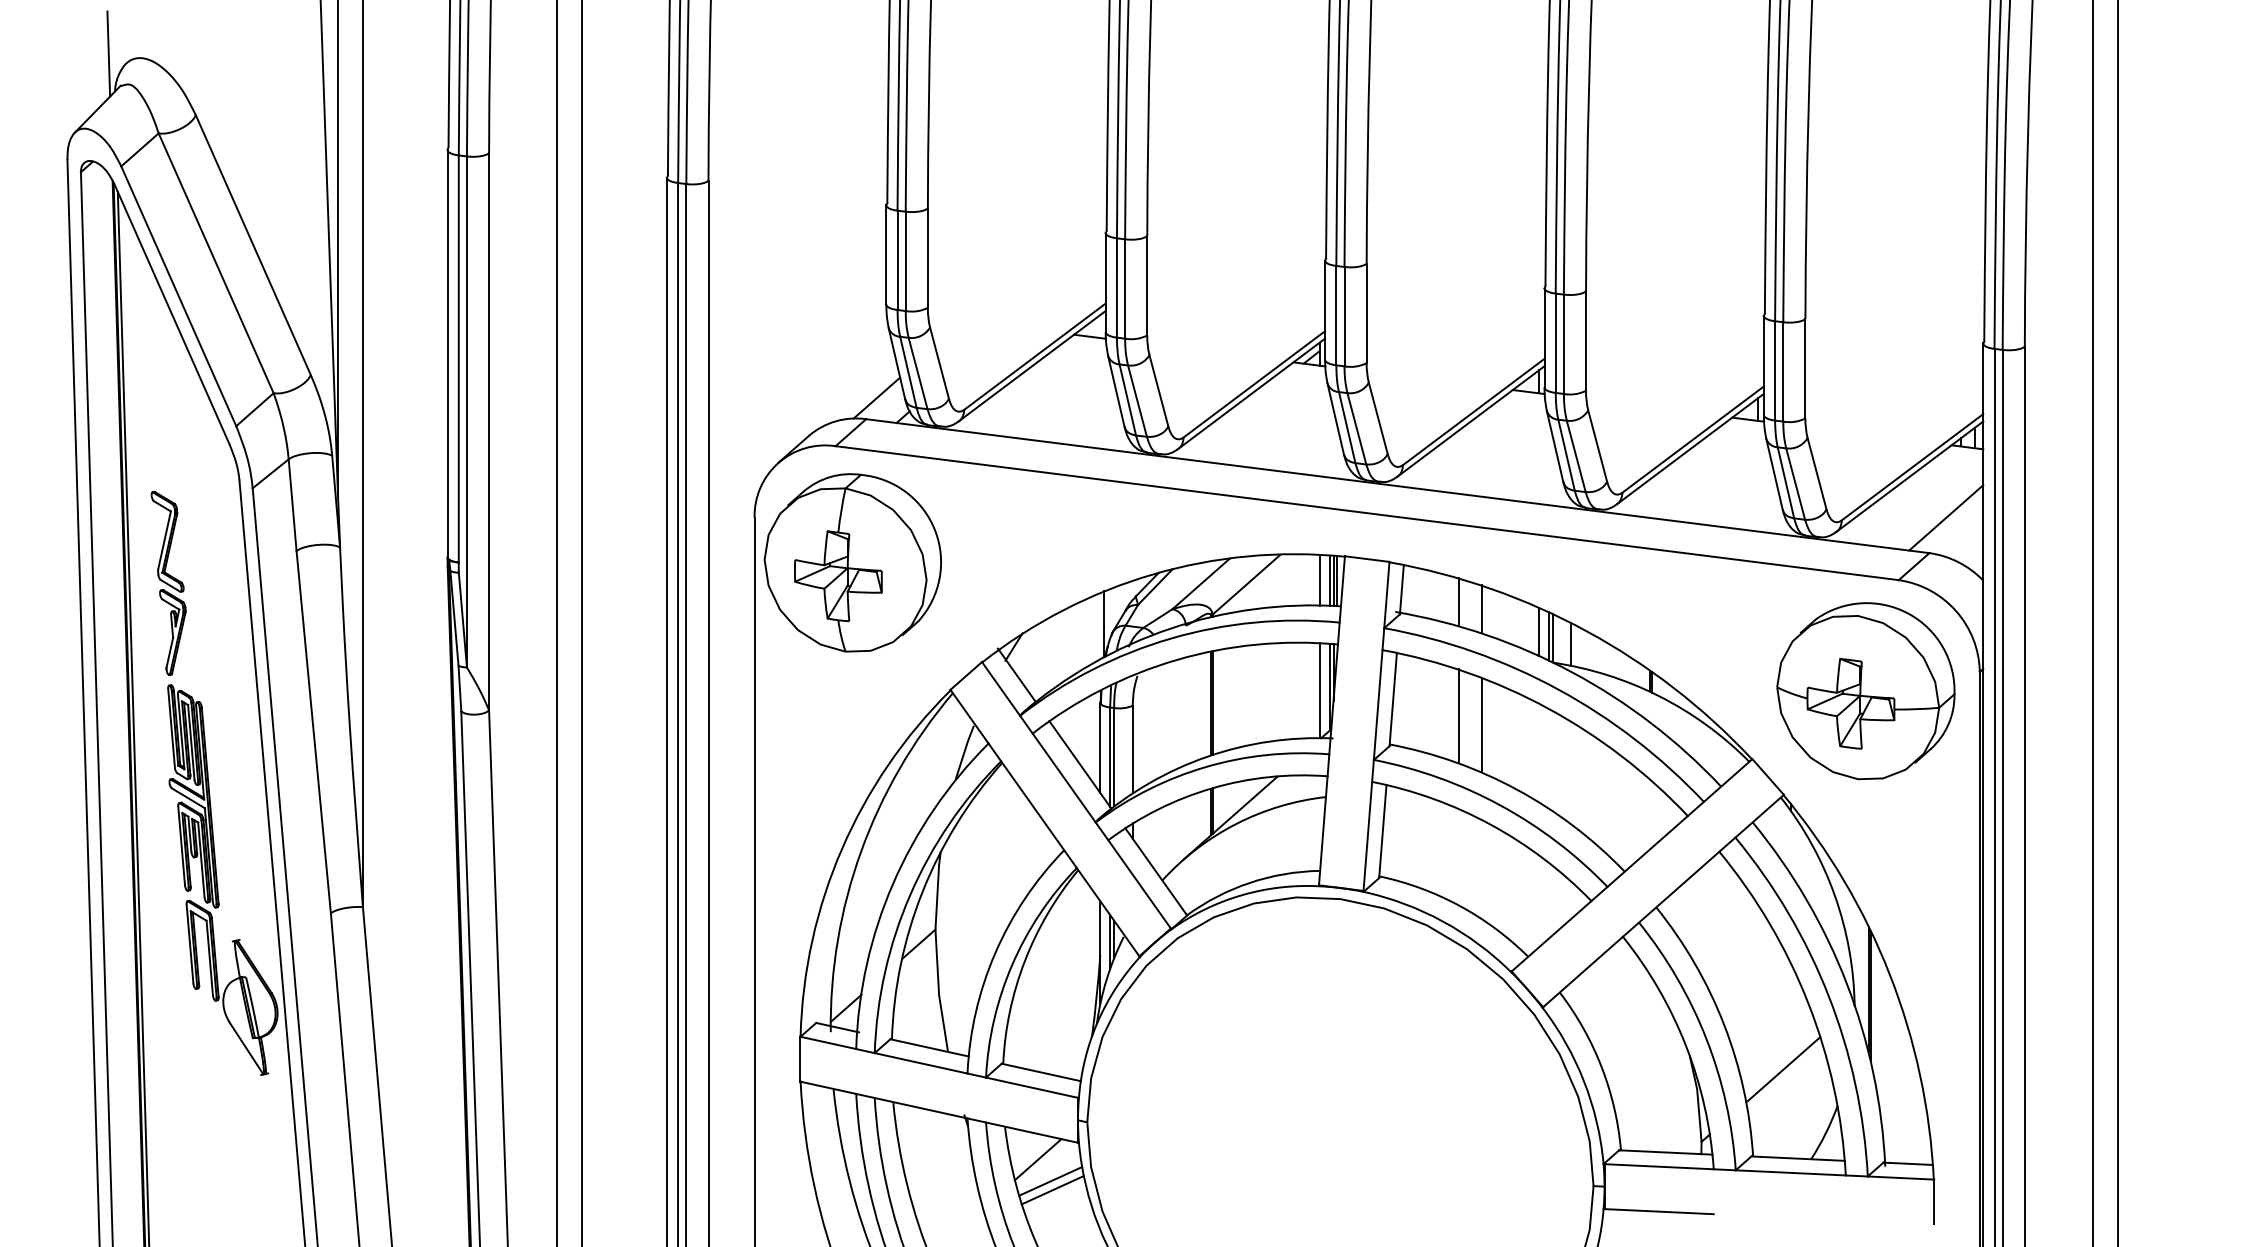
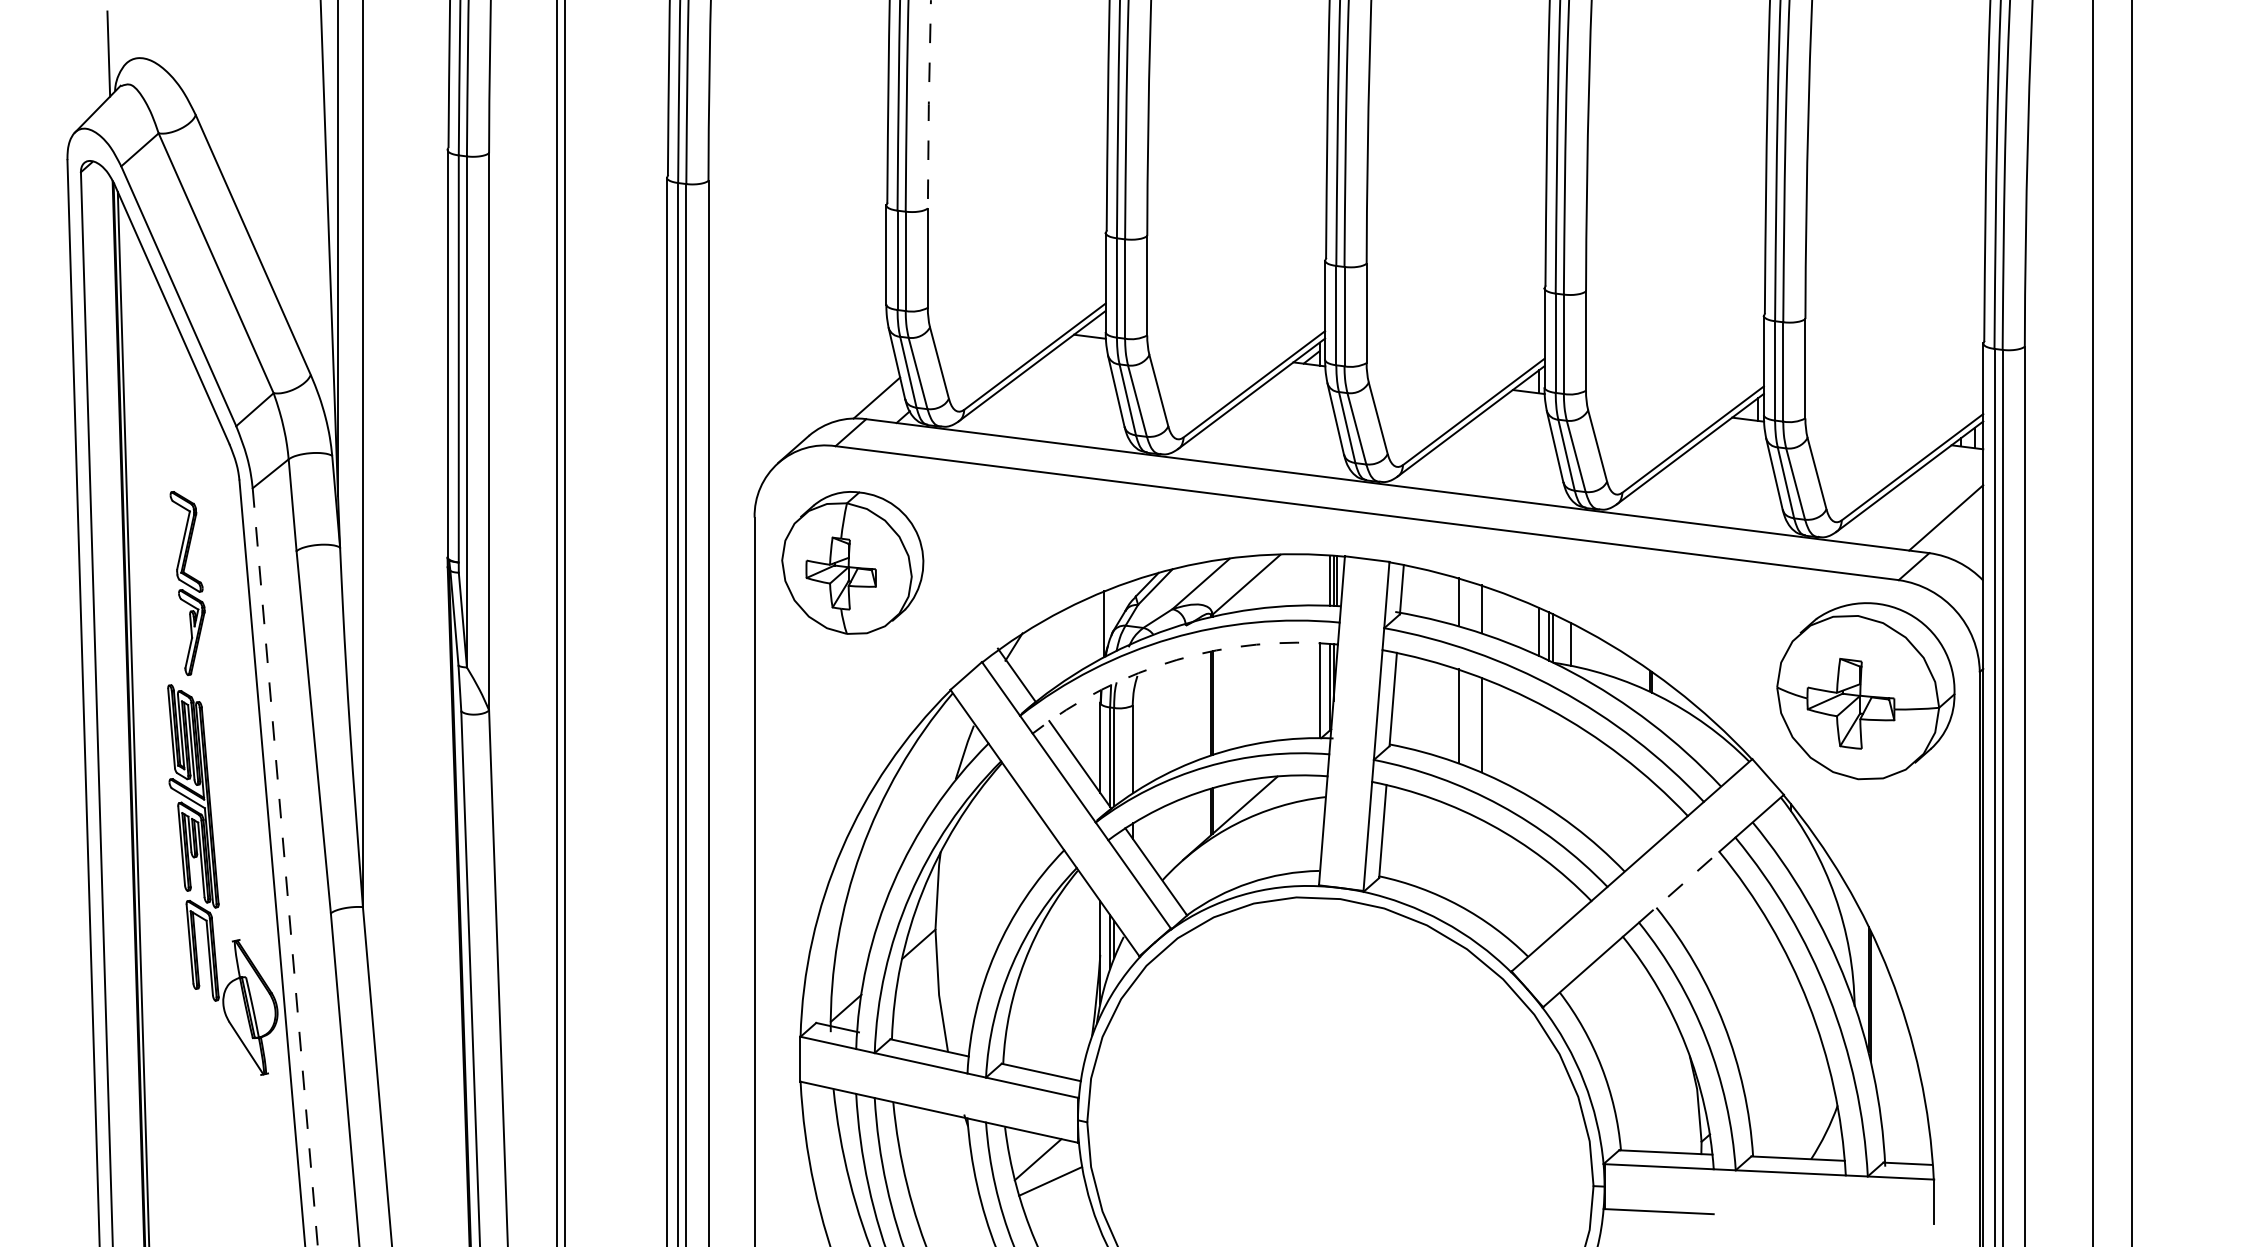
arc: solid -> dashed (928, 104)
part size: 179x180 px -> 144x144 px (852, 562)
line: present -> none (1319, 580)
part position: (168, 583) -> (187, 583) (187, 583)
line position: (582, 622) -> (565, 622) (565, 622)
line position: (2118, 622) -> (2132, 622) (2132, 622)
arc: solid -> dashed (1176, 659)
line: solid -> dashed (285, 867)
line: solid -> dashed (1679, 887)
line: present -> none (1783, 1069)
line: present -> none (1052, 1190)
